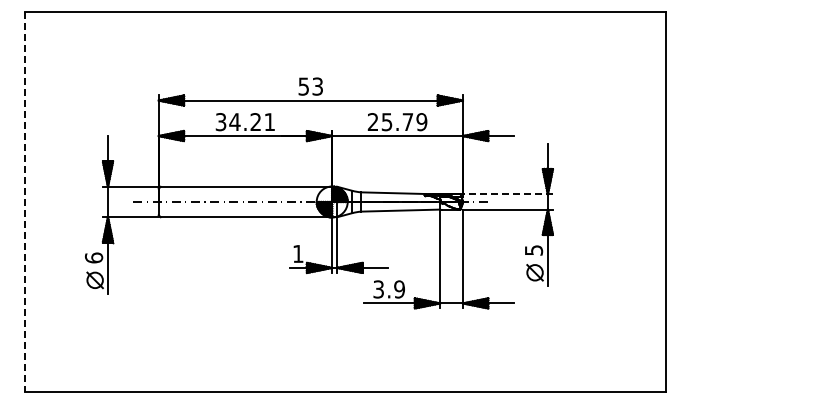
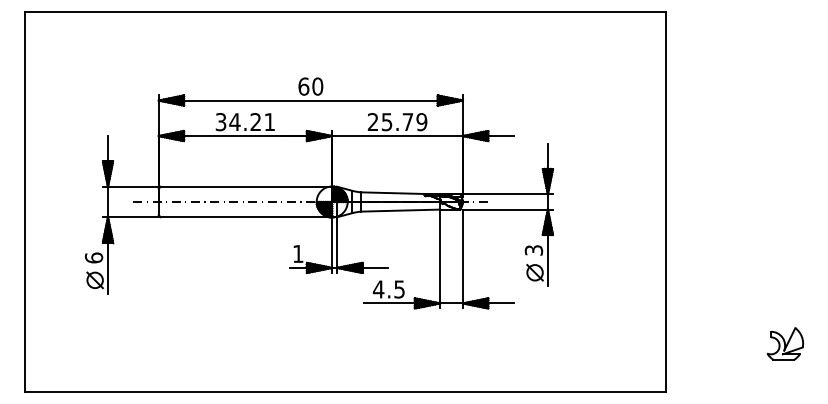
text: 53 -> 60 (310, 86)
line: dashed -> solid (507, 194)
line: dashed -> solid (24, 202)
text: 5 -> 3 (533, 250)
text: 3.9 -> 4.5 (388, 289)
part: none -> present (784, 343)
